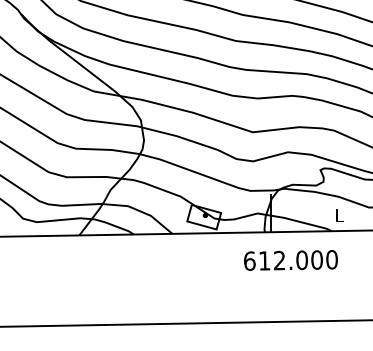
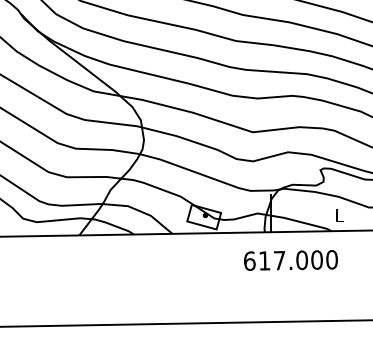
text: 612.000 -> 617.000 (279, 260)
